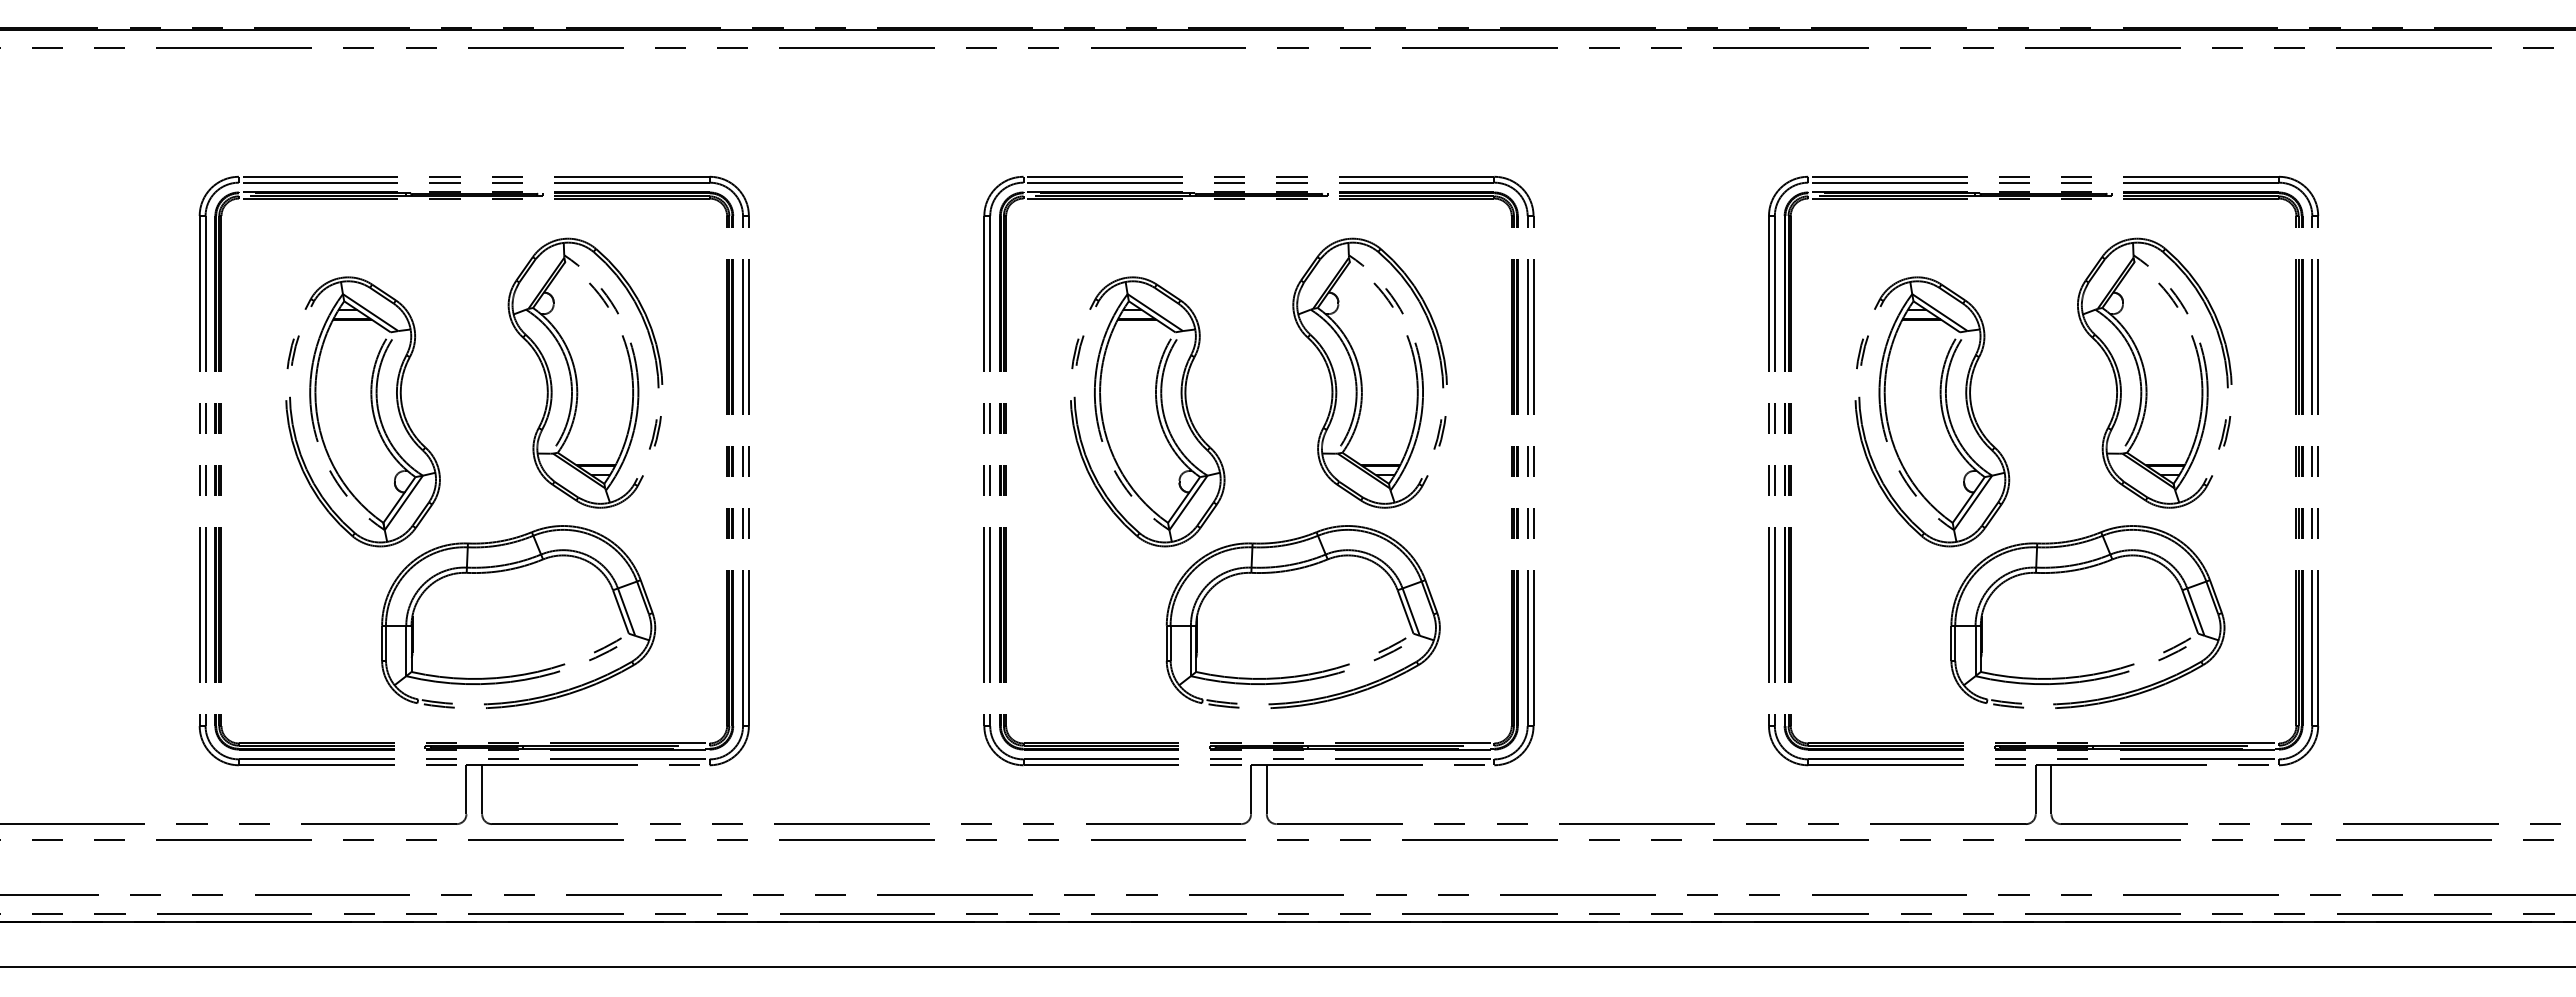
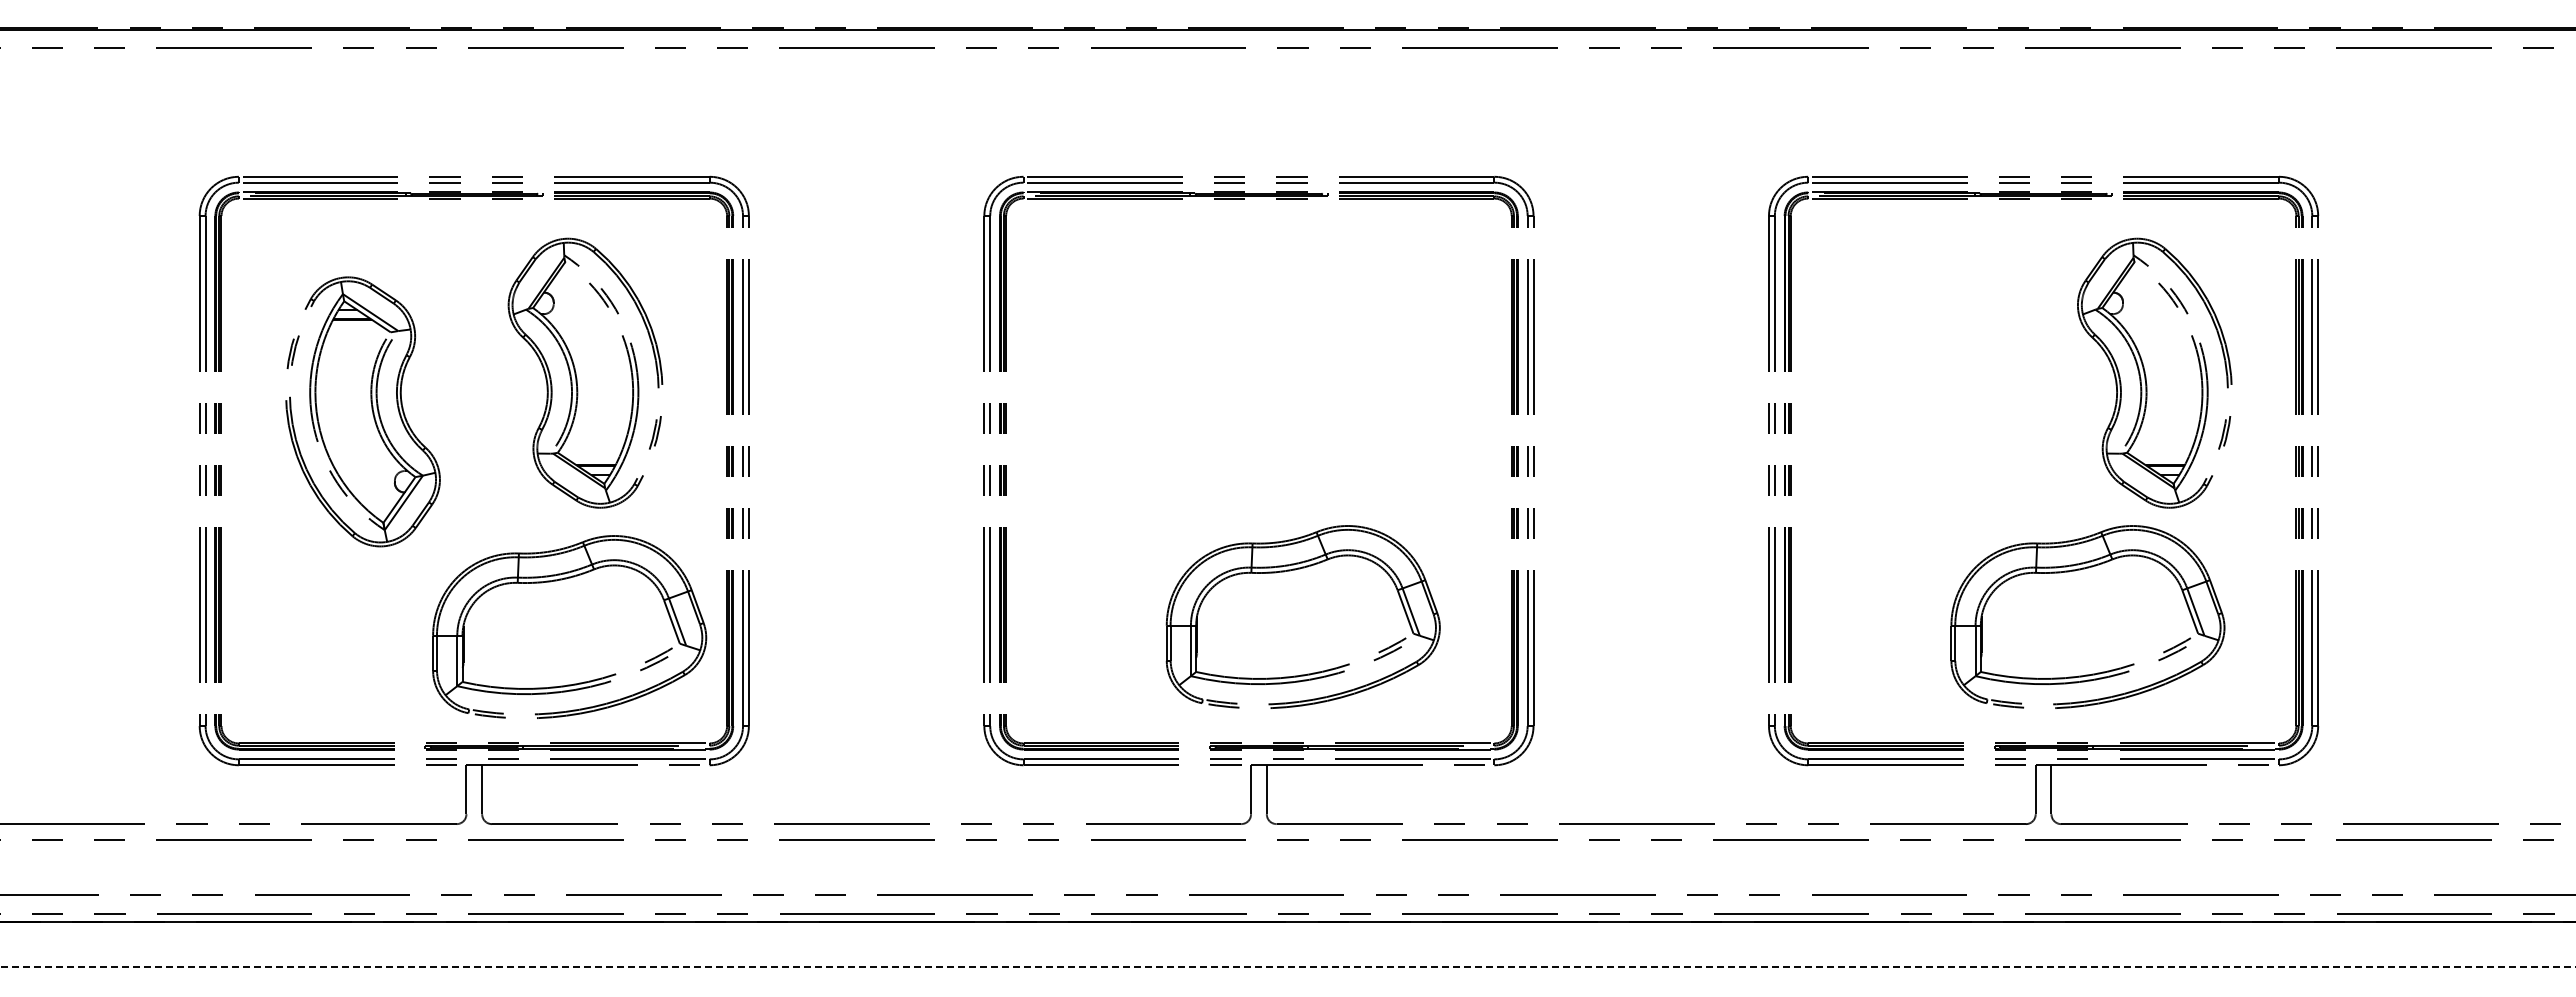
part: present -> none (1361, 374)
part: present -> none (1147, 411)
part: present -> none (1932, 411)
part position: (511, 570) -> (562, 580) (562, 580)
line: solid -> dashed (1287, 967)
